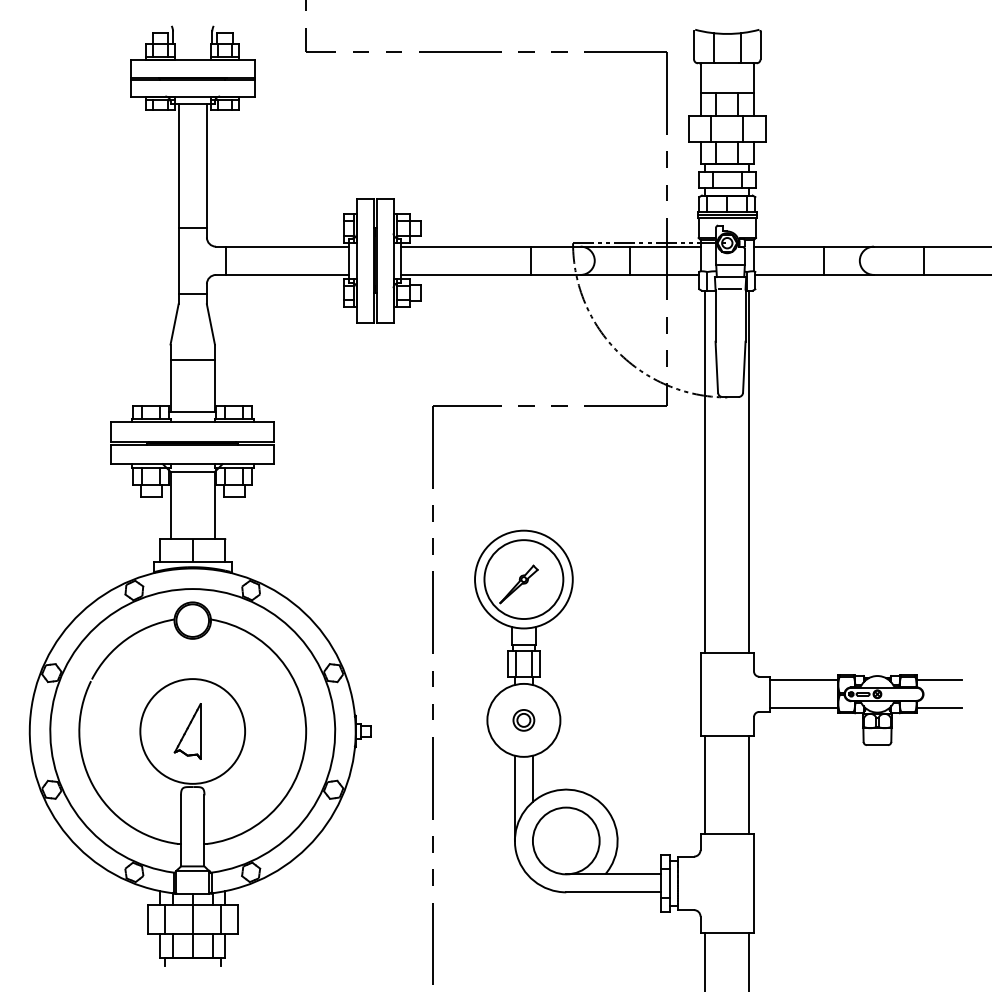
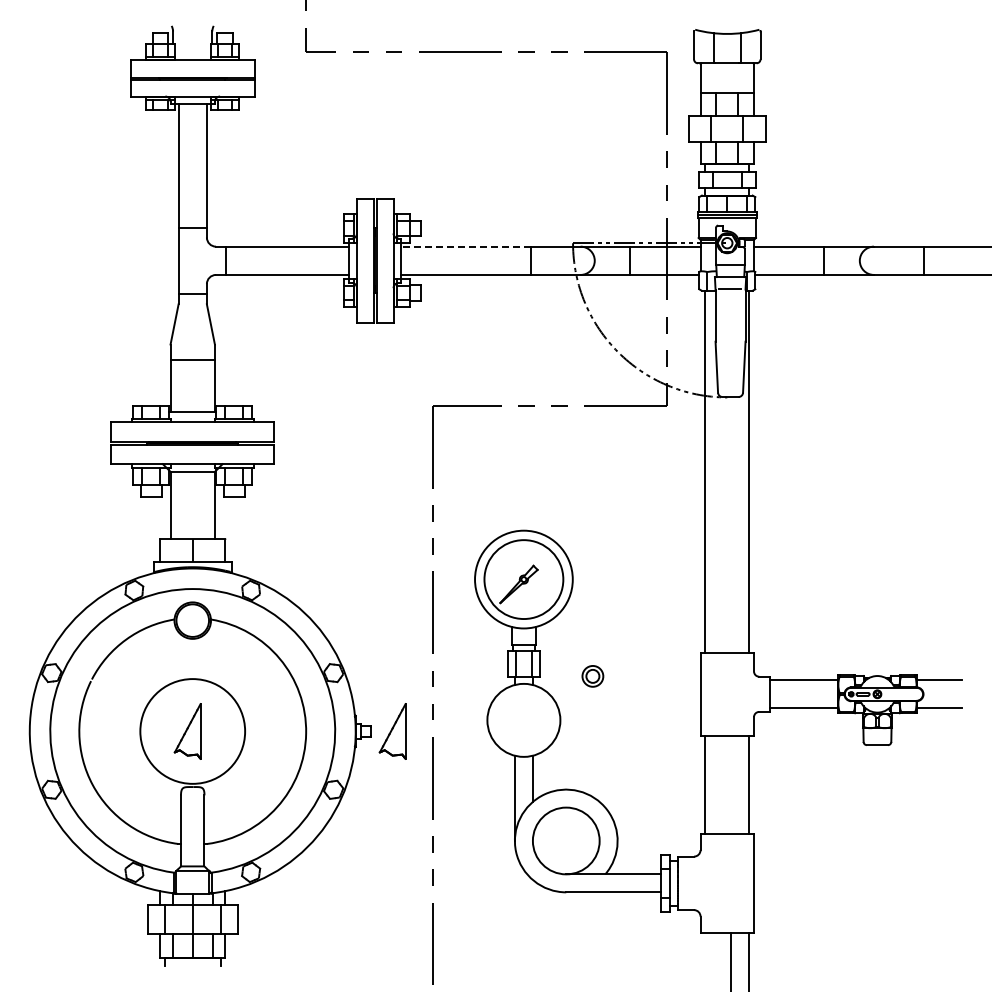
line: solid -> dashed (466, 246)
part position: (523, 720) -> (592, 676) (592, 676)
part: none -> present (392, 731)
line position: (705, 960) -> (731, 960) (731, 960)
